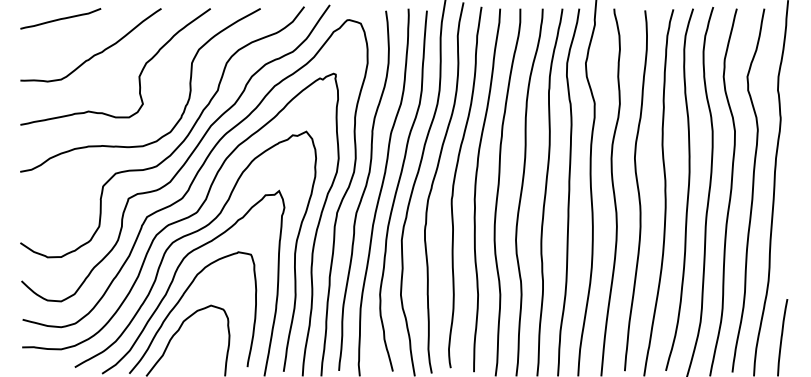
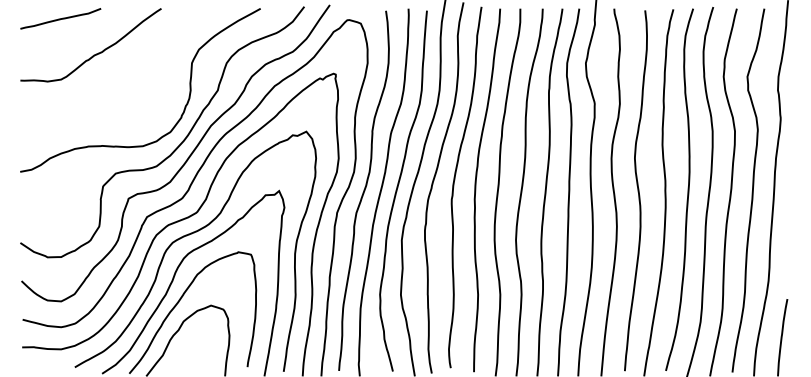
curve: present -> none (138, 76)
